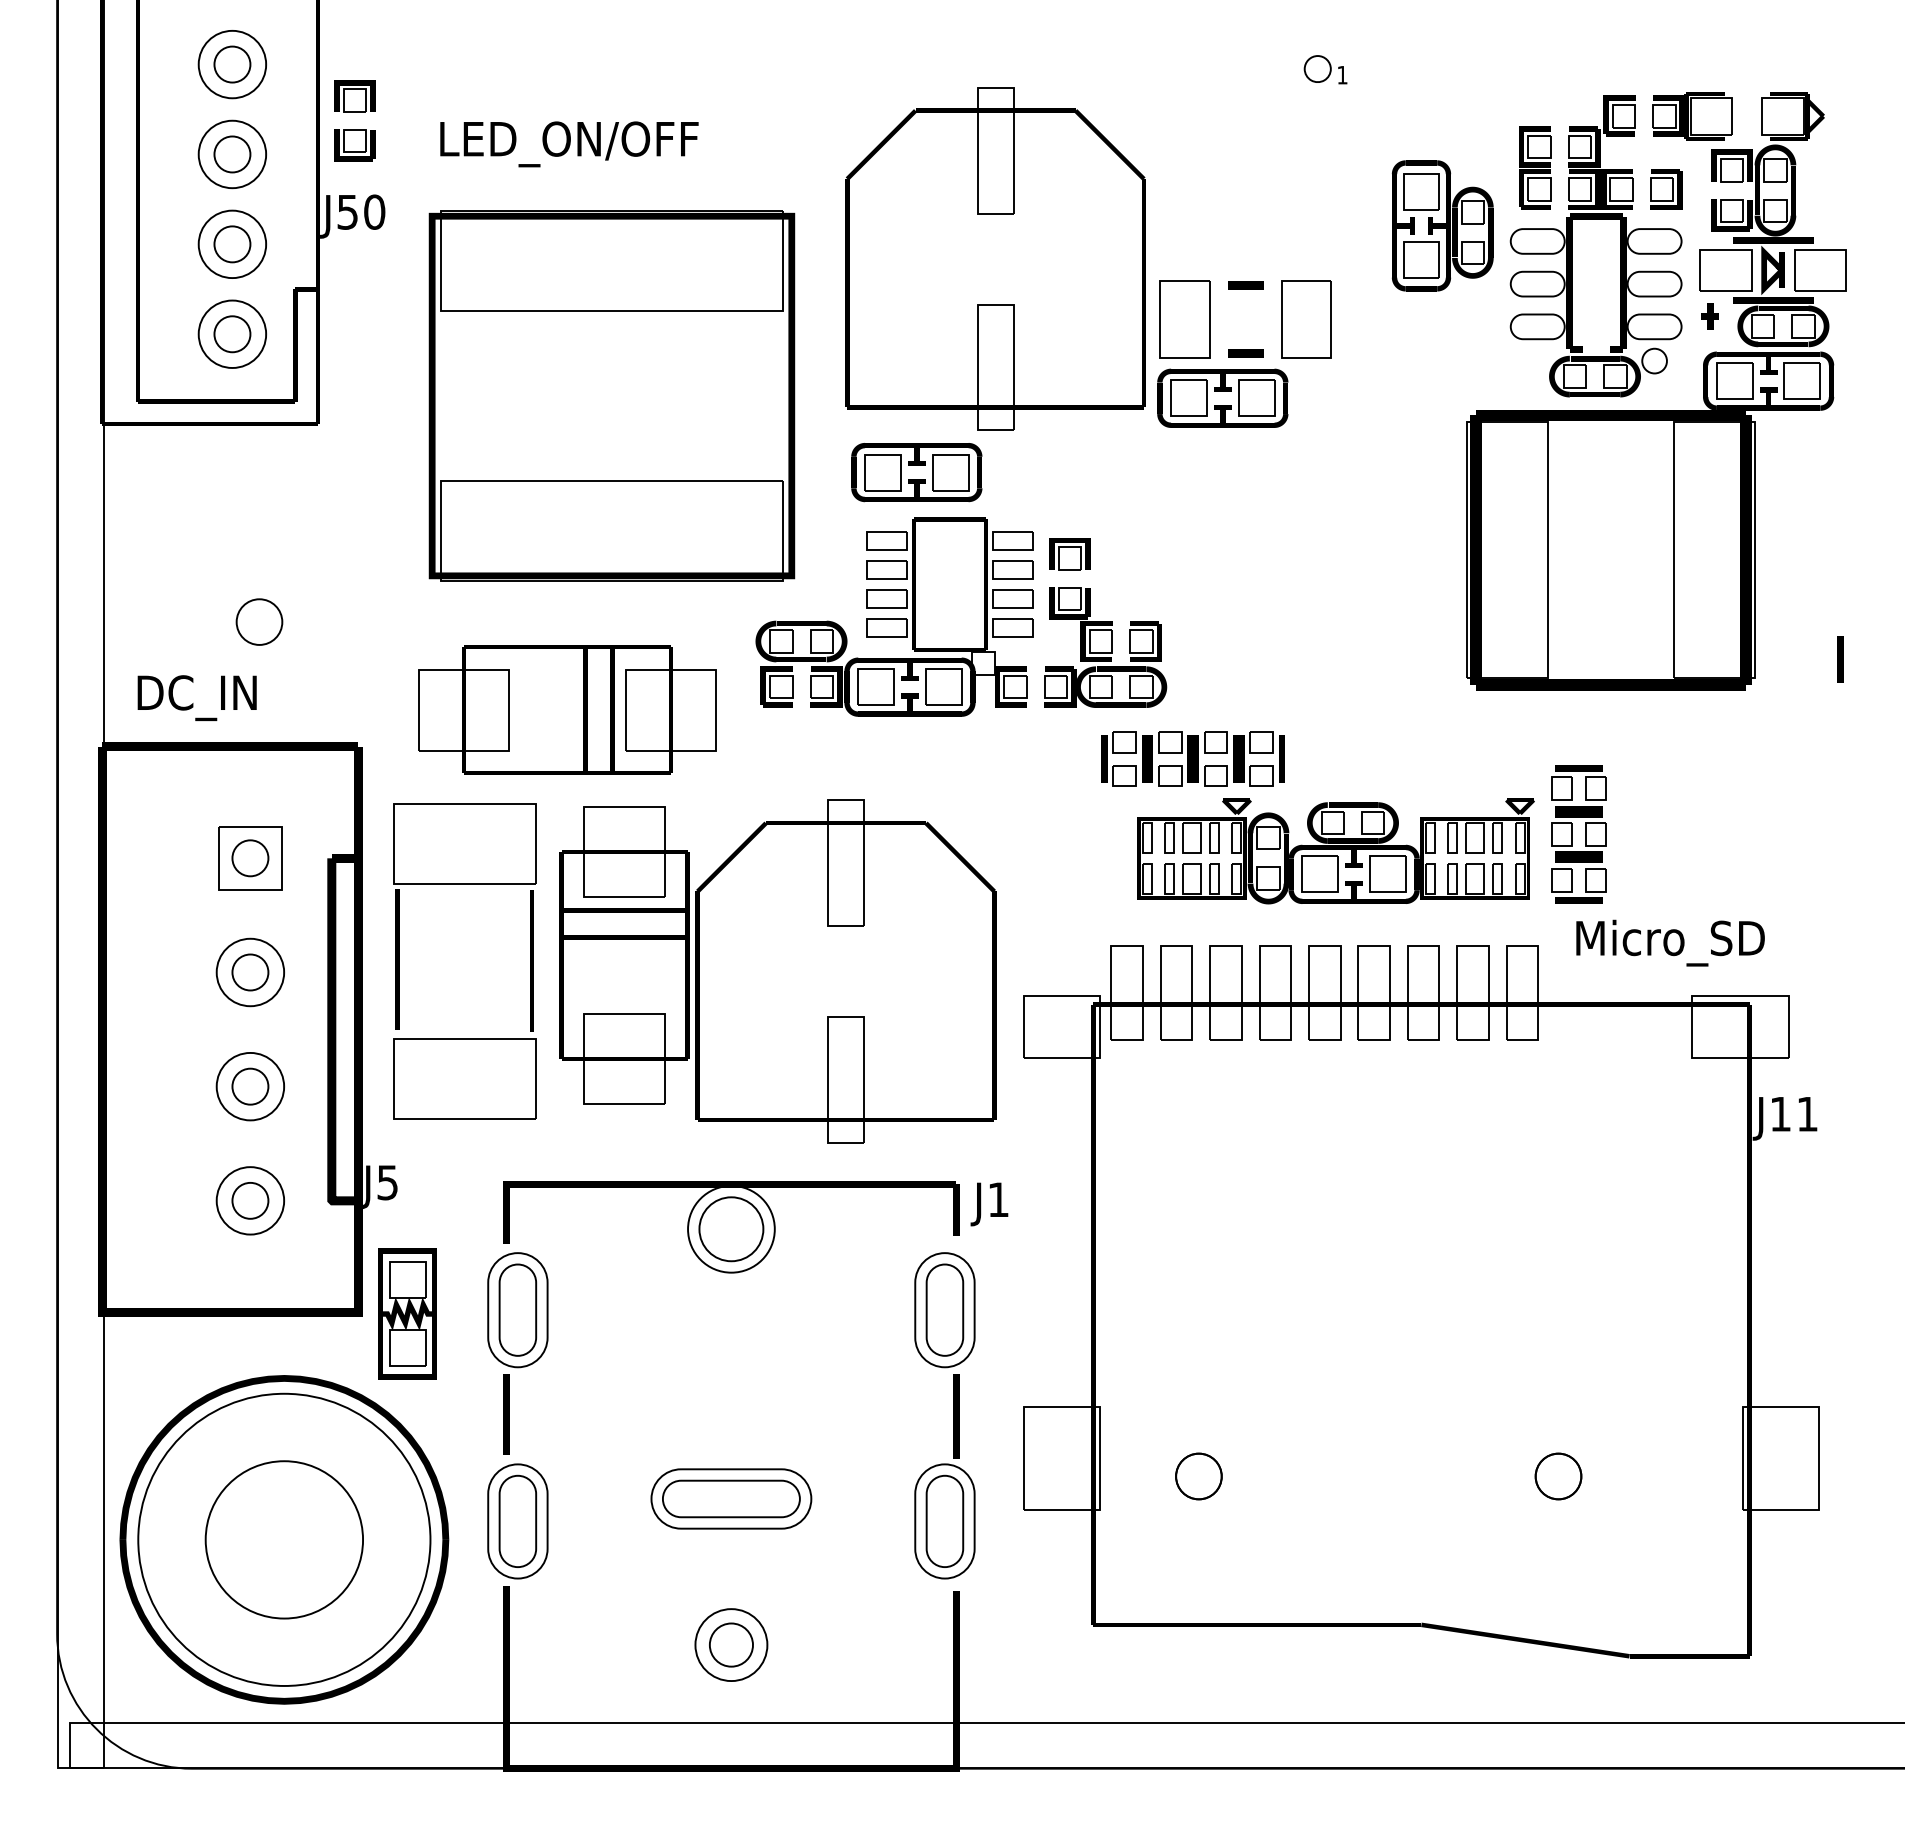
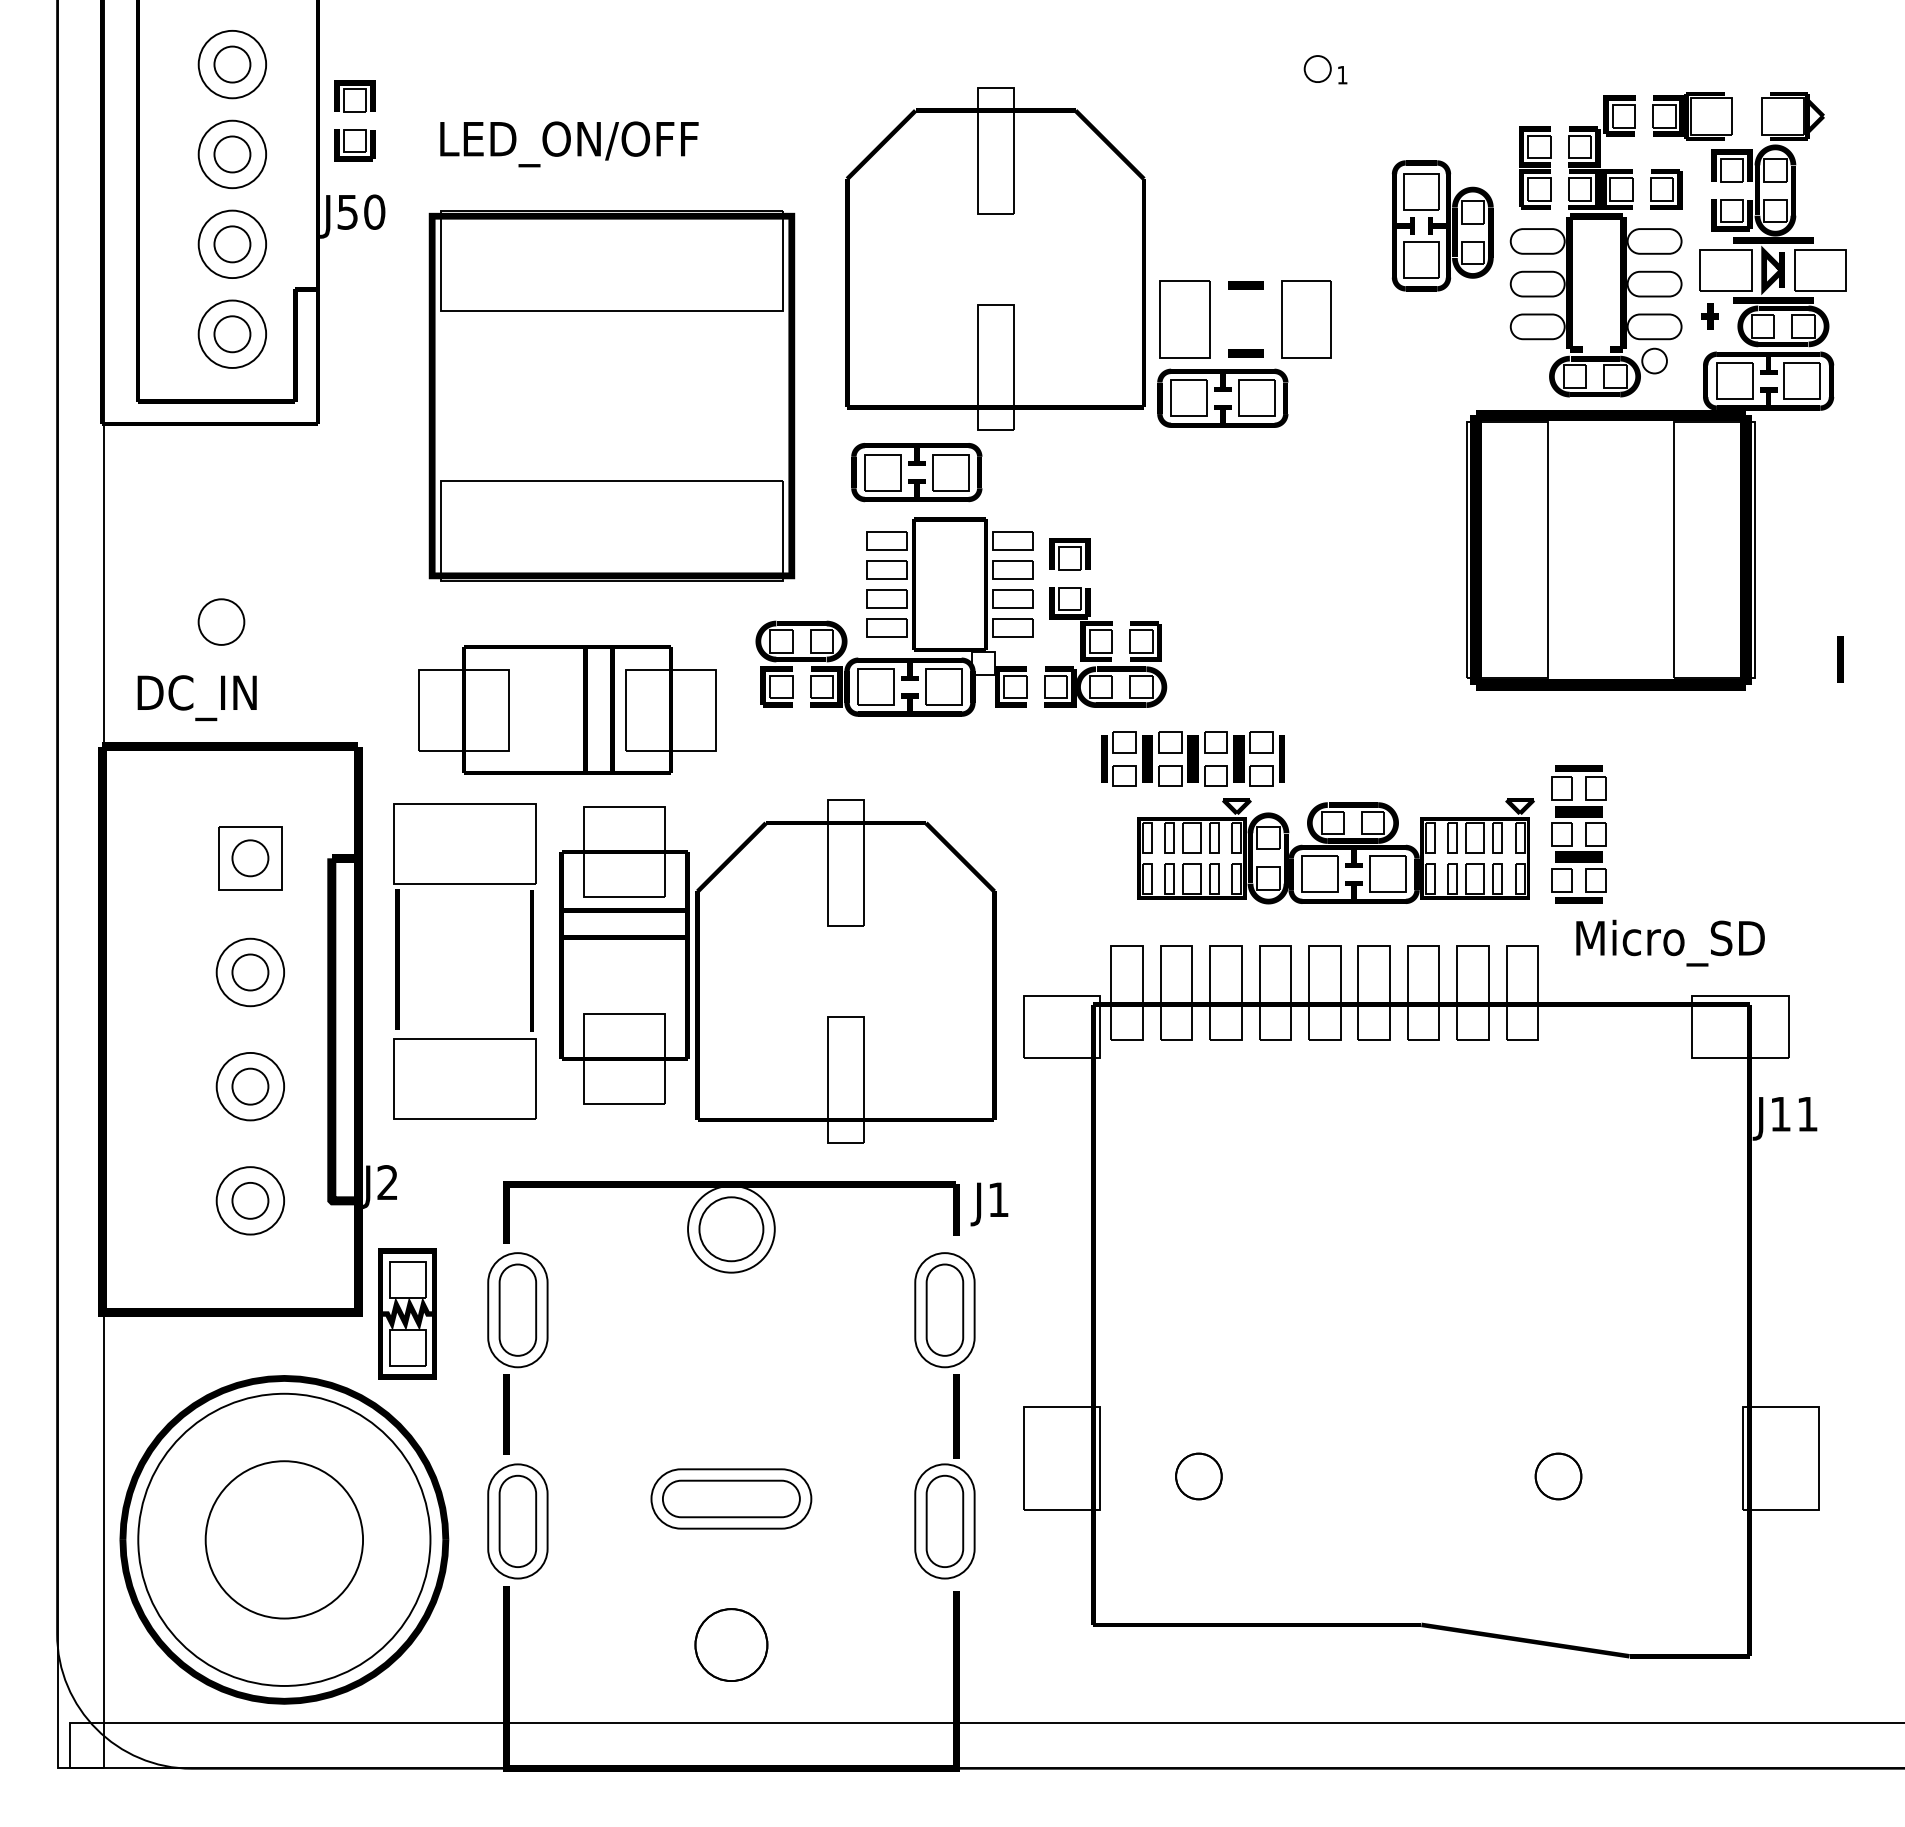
circle position: (259, 621) -> (221, 621) (221, 621)
text: J5 -> J2 (387, 1182)
circle diameter: 43 px -> 72 px (731, 1645)
